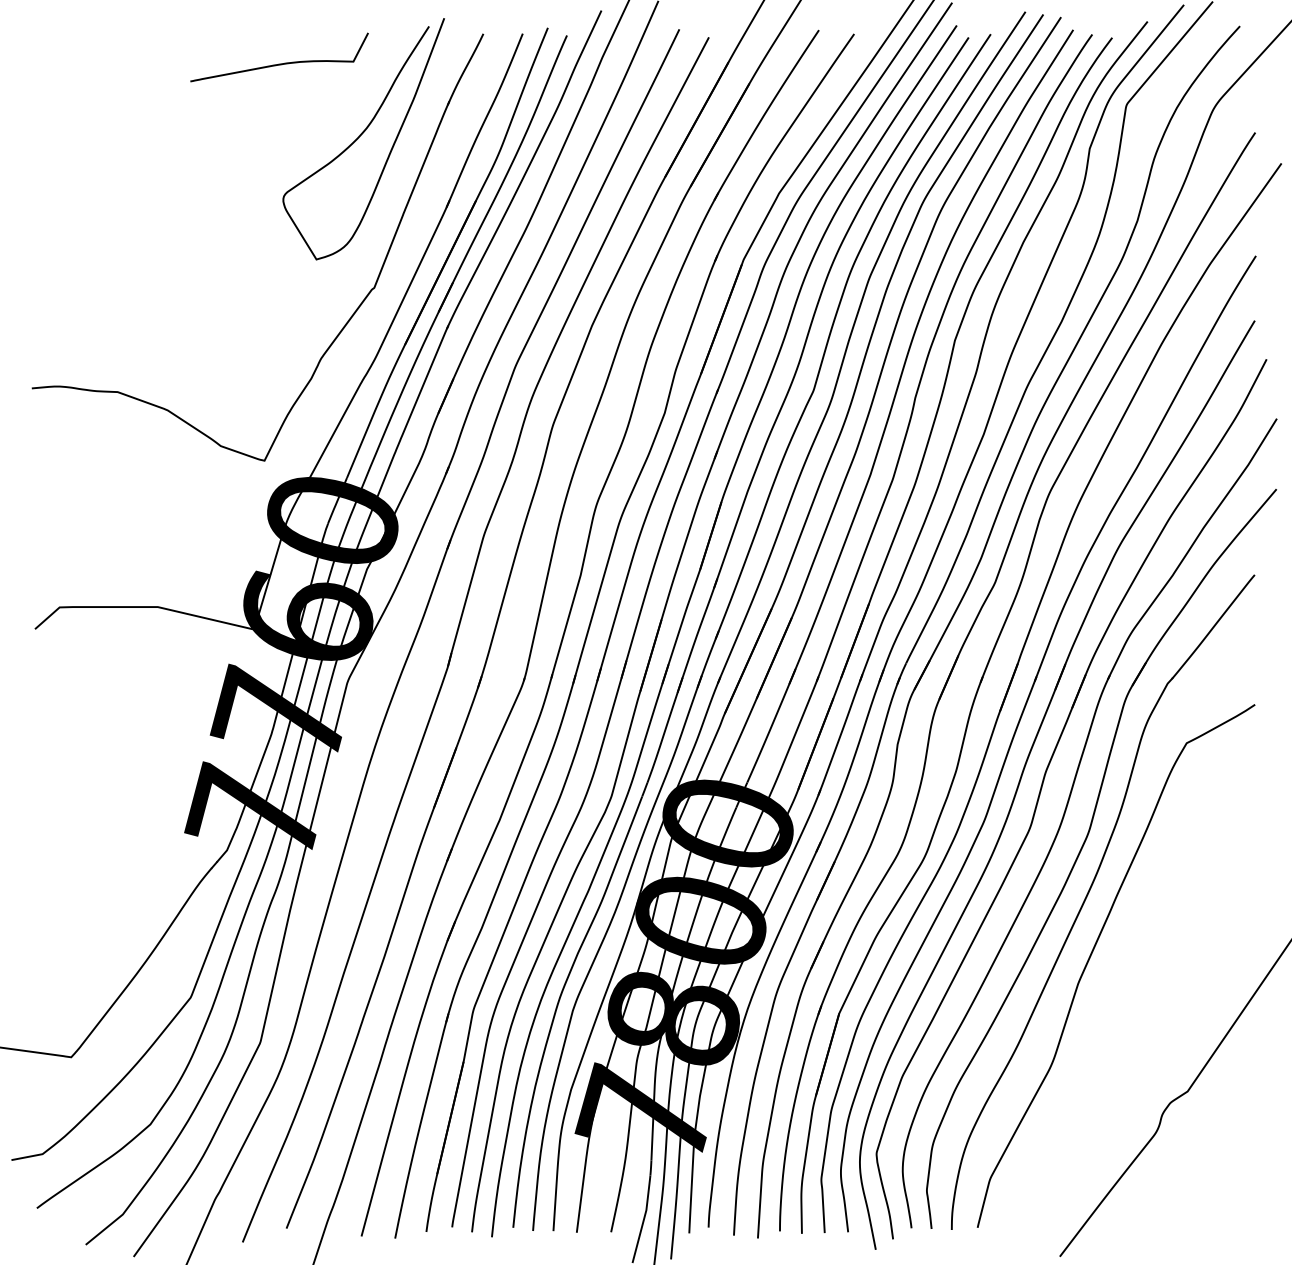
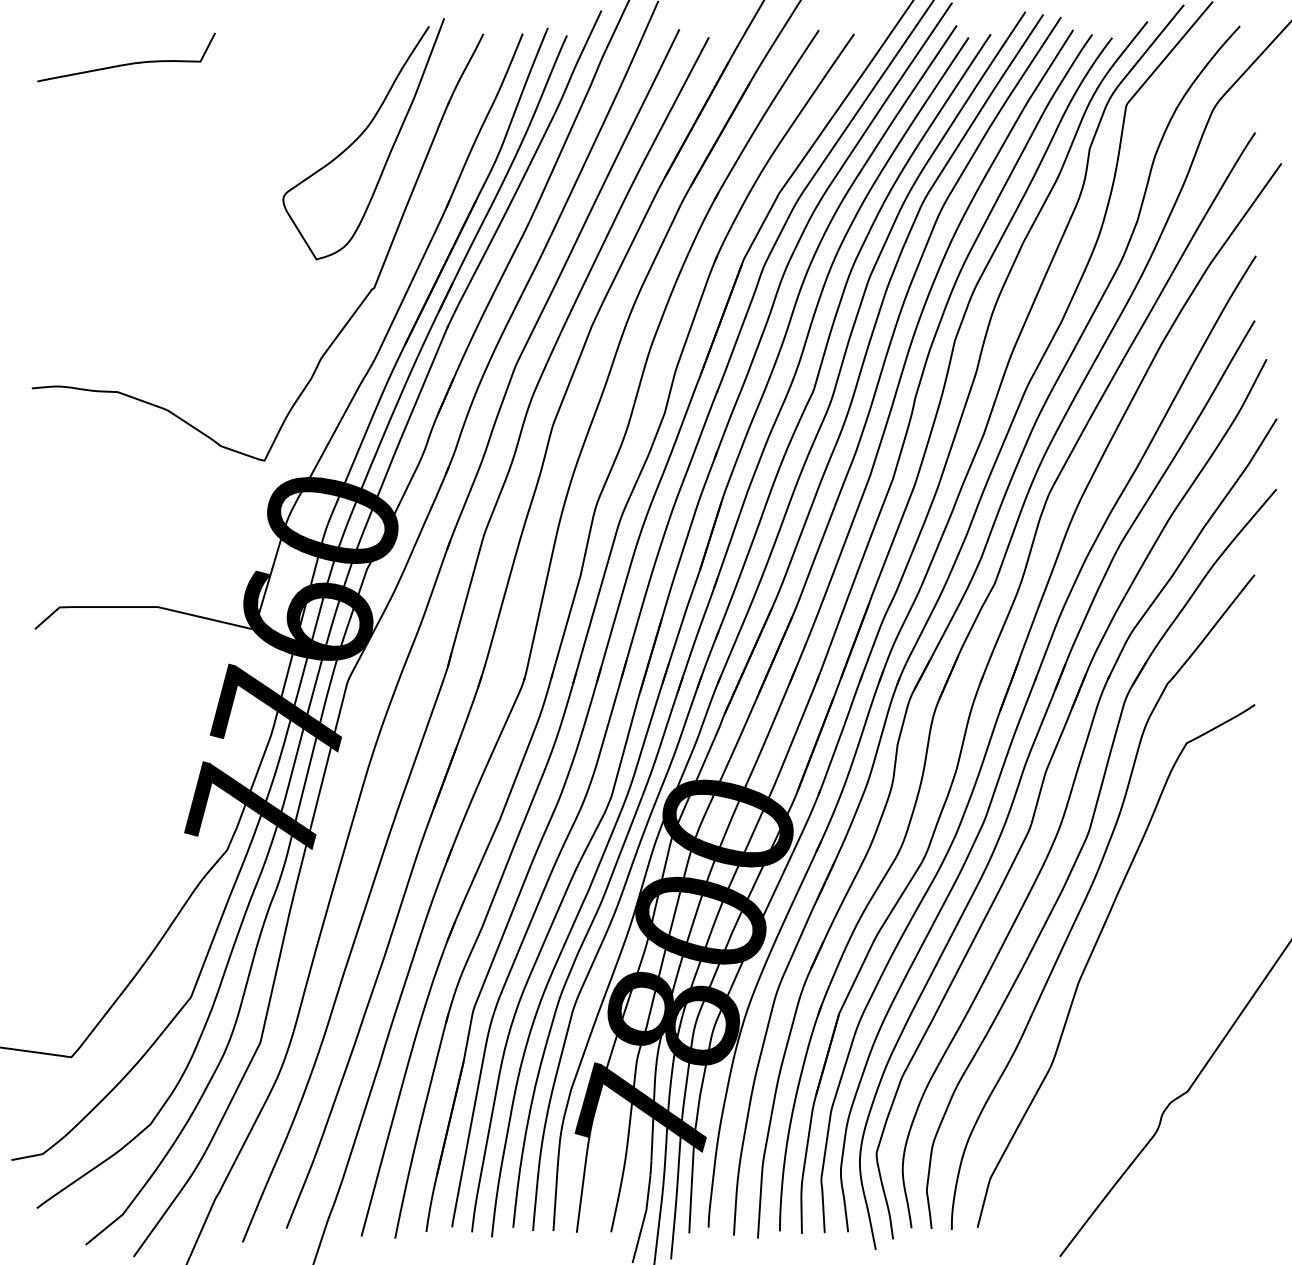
curve position: (279, 63) -> (126, 63) (126, 63)
